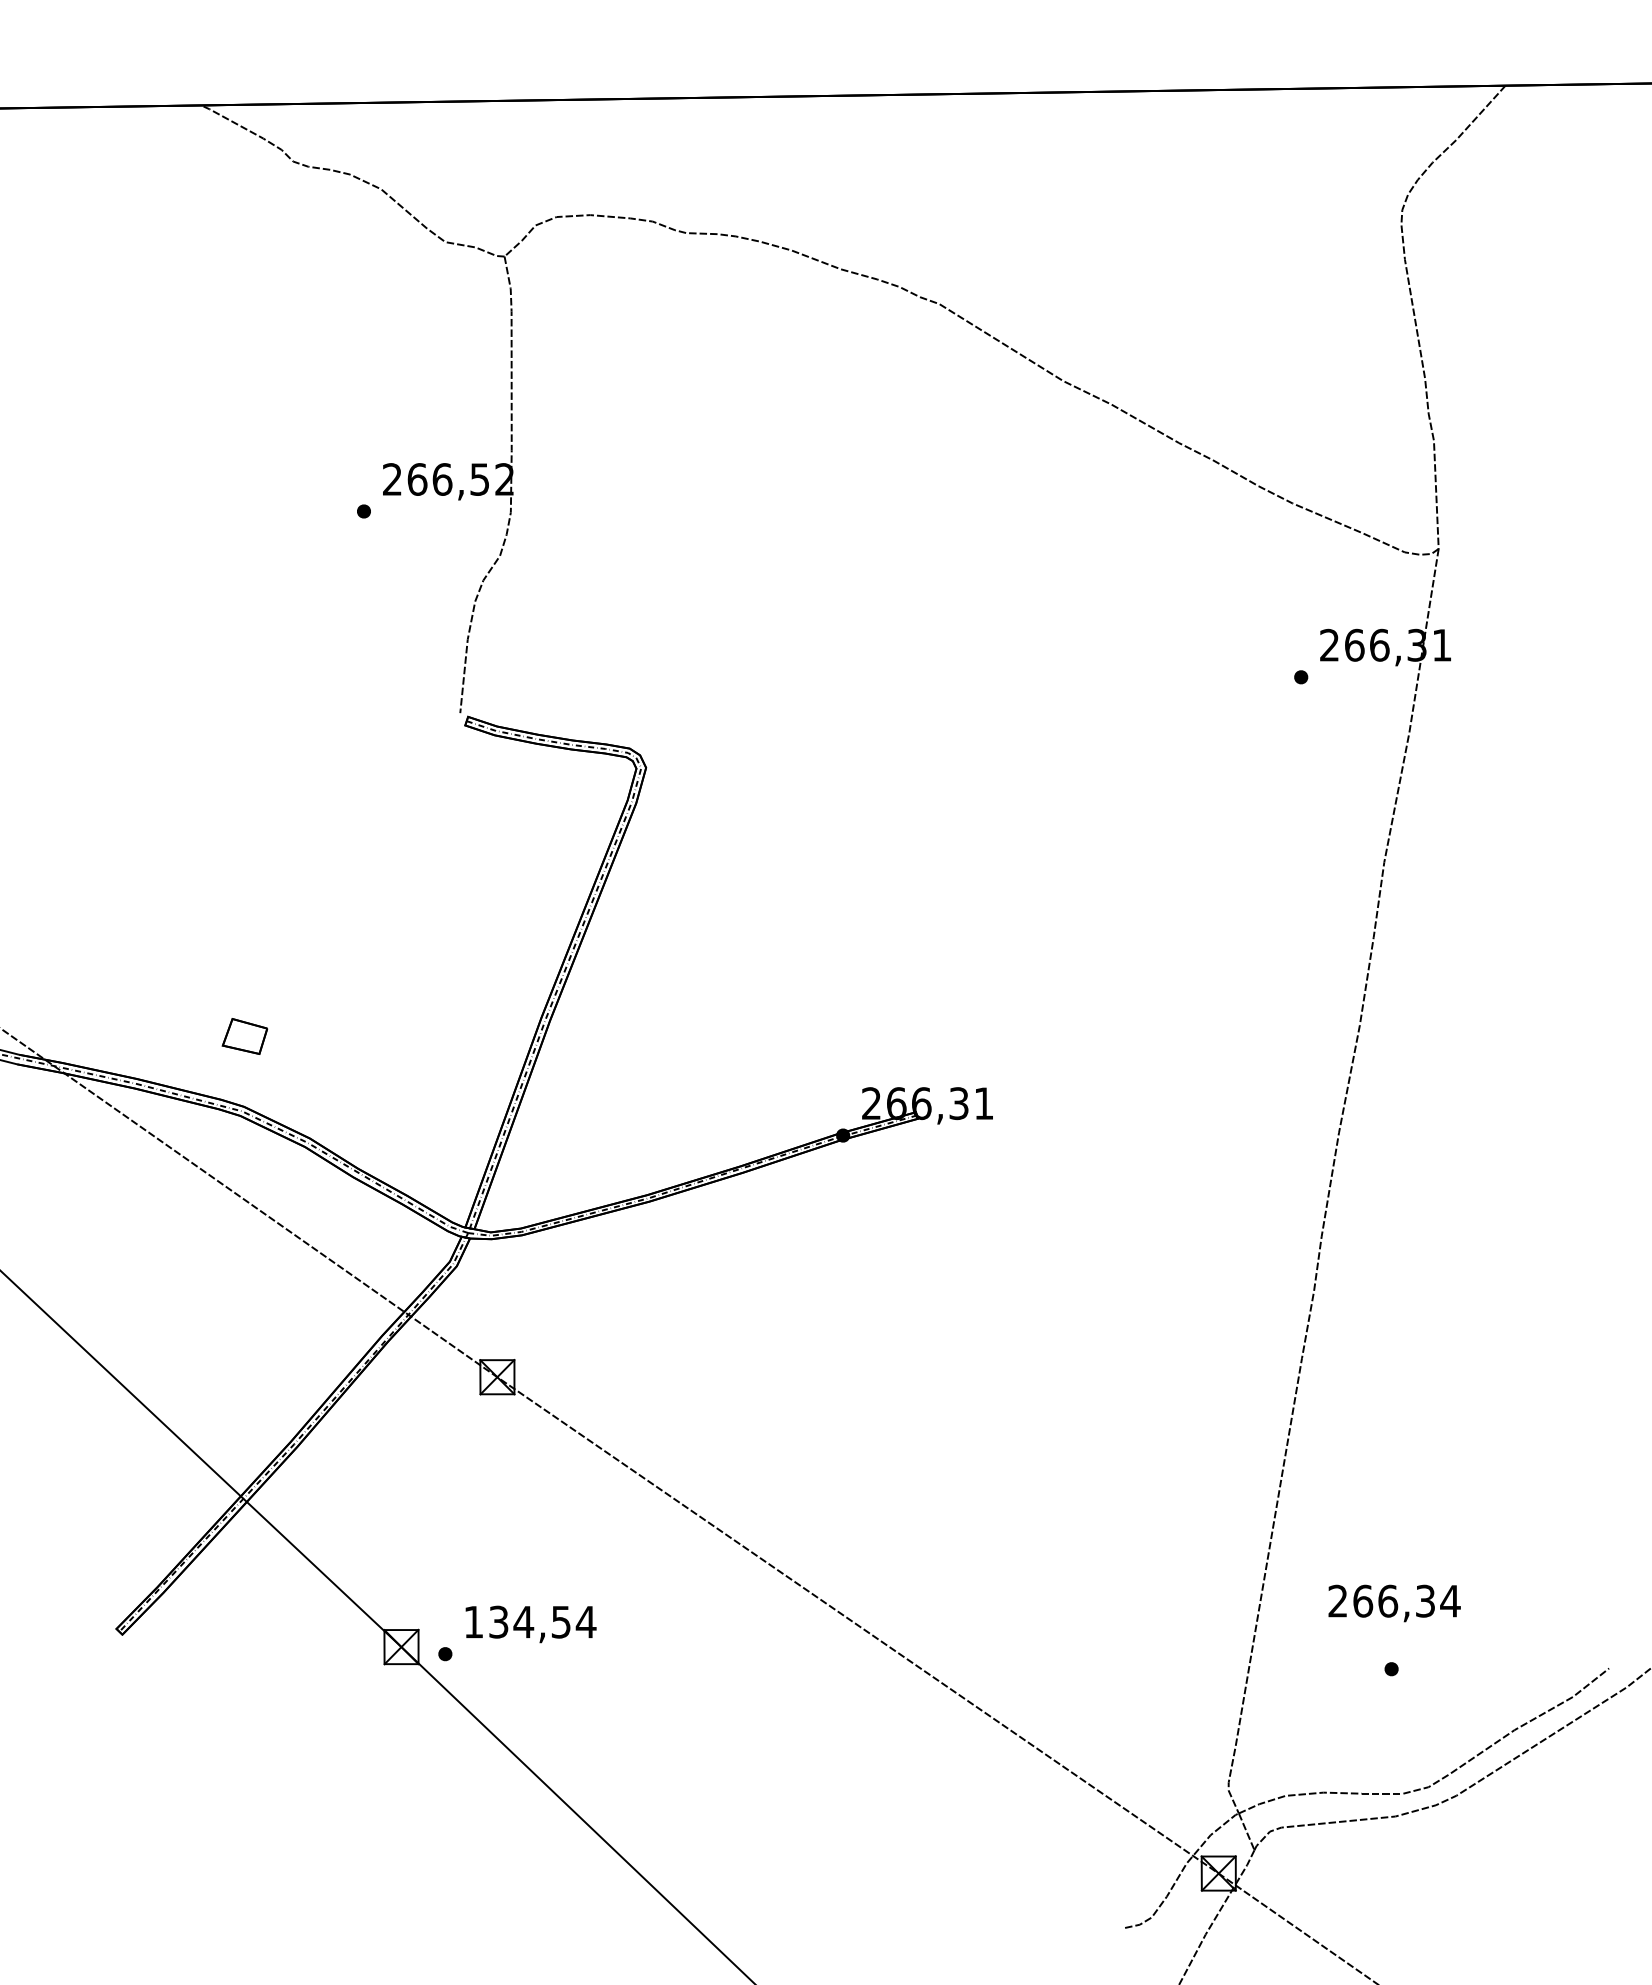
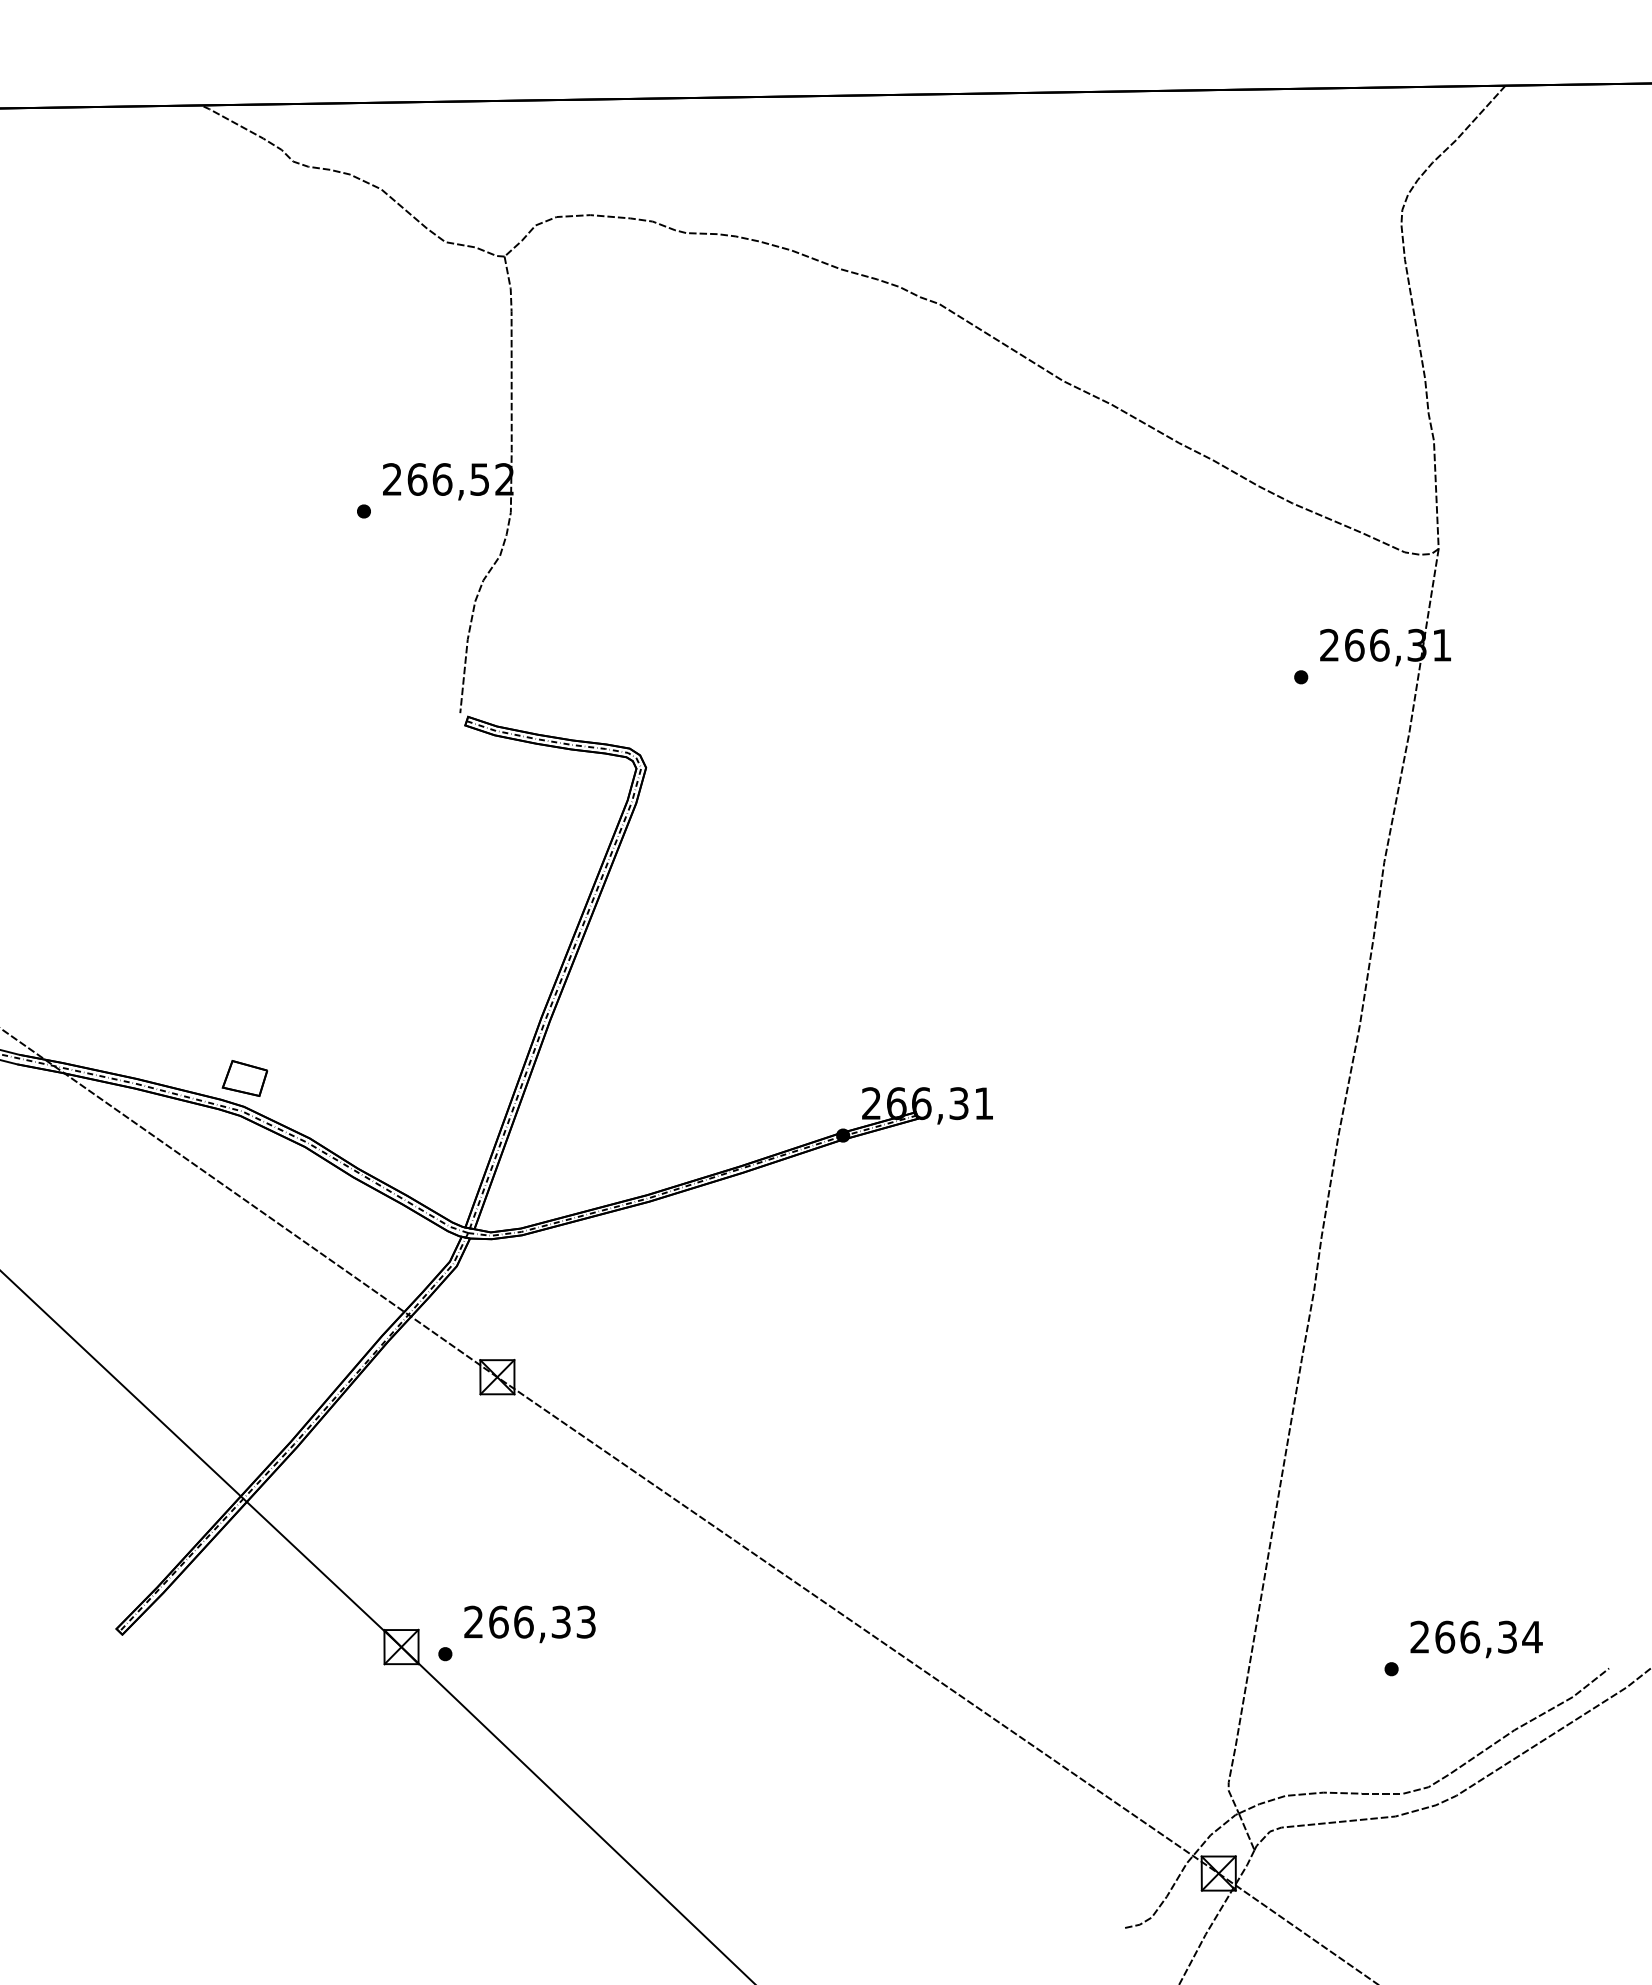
part position: (244, 1036) -> (244, 1078) (244, 1078)
text position: (1394, 1603) -> (1476, 1639) (1476, 1639)
text: 134,54 -> 266,33 (530, 1621)
